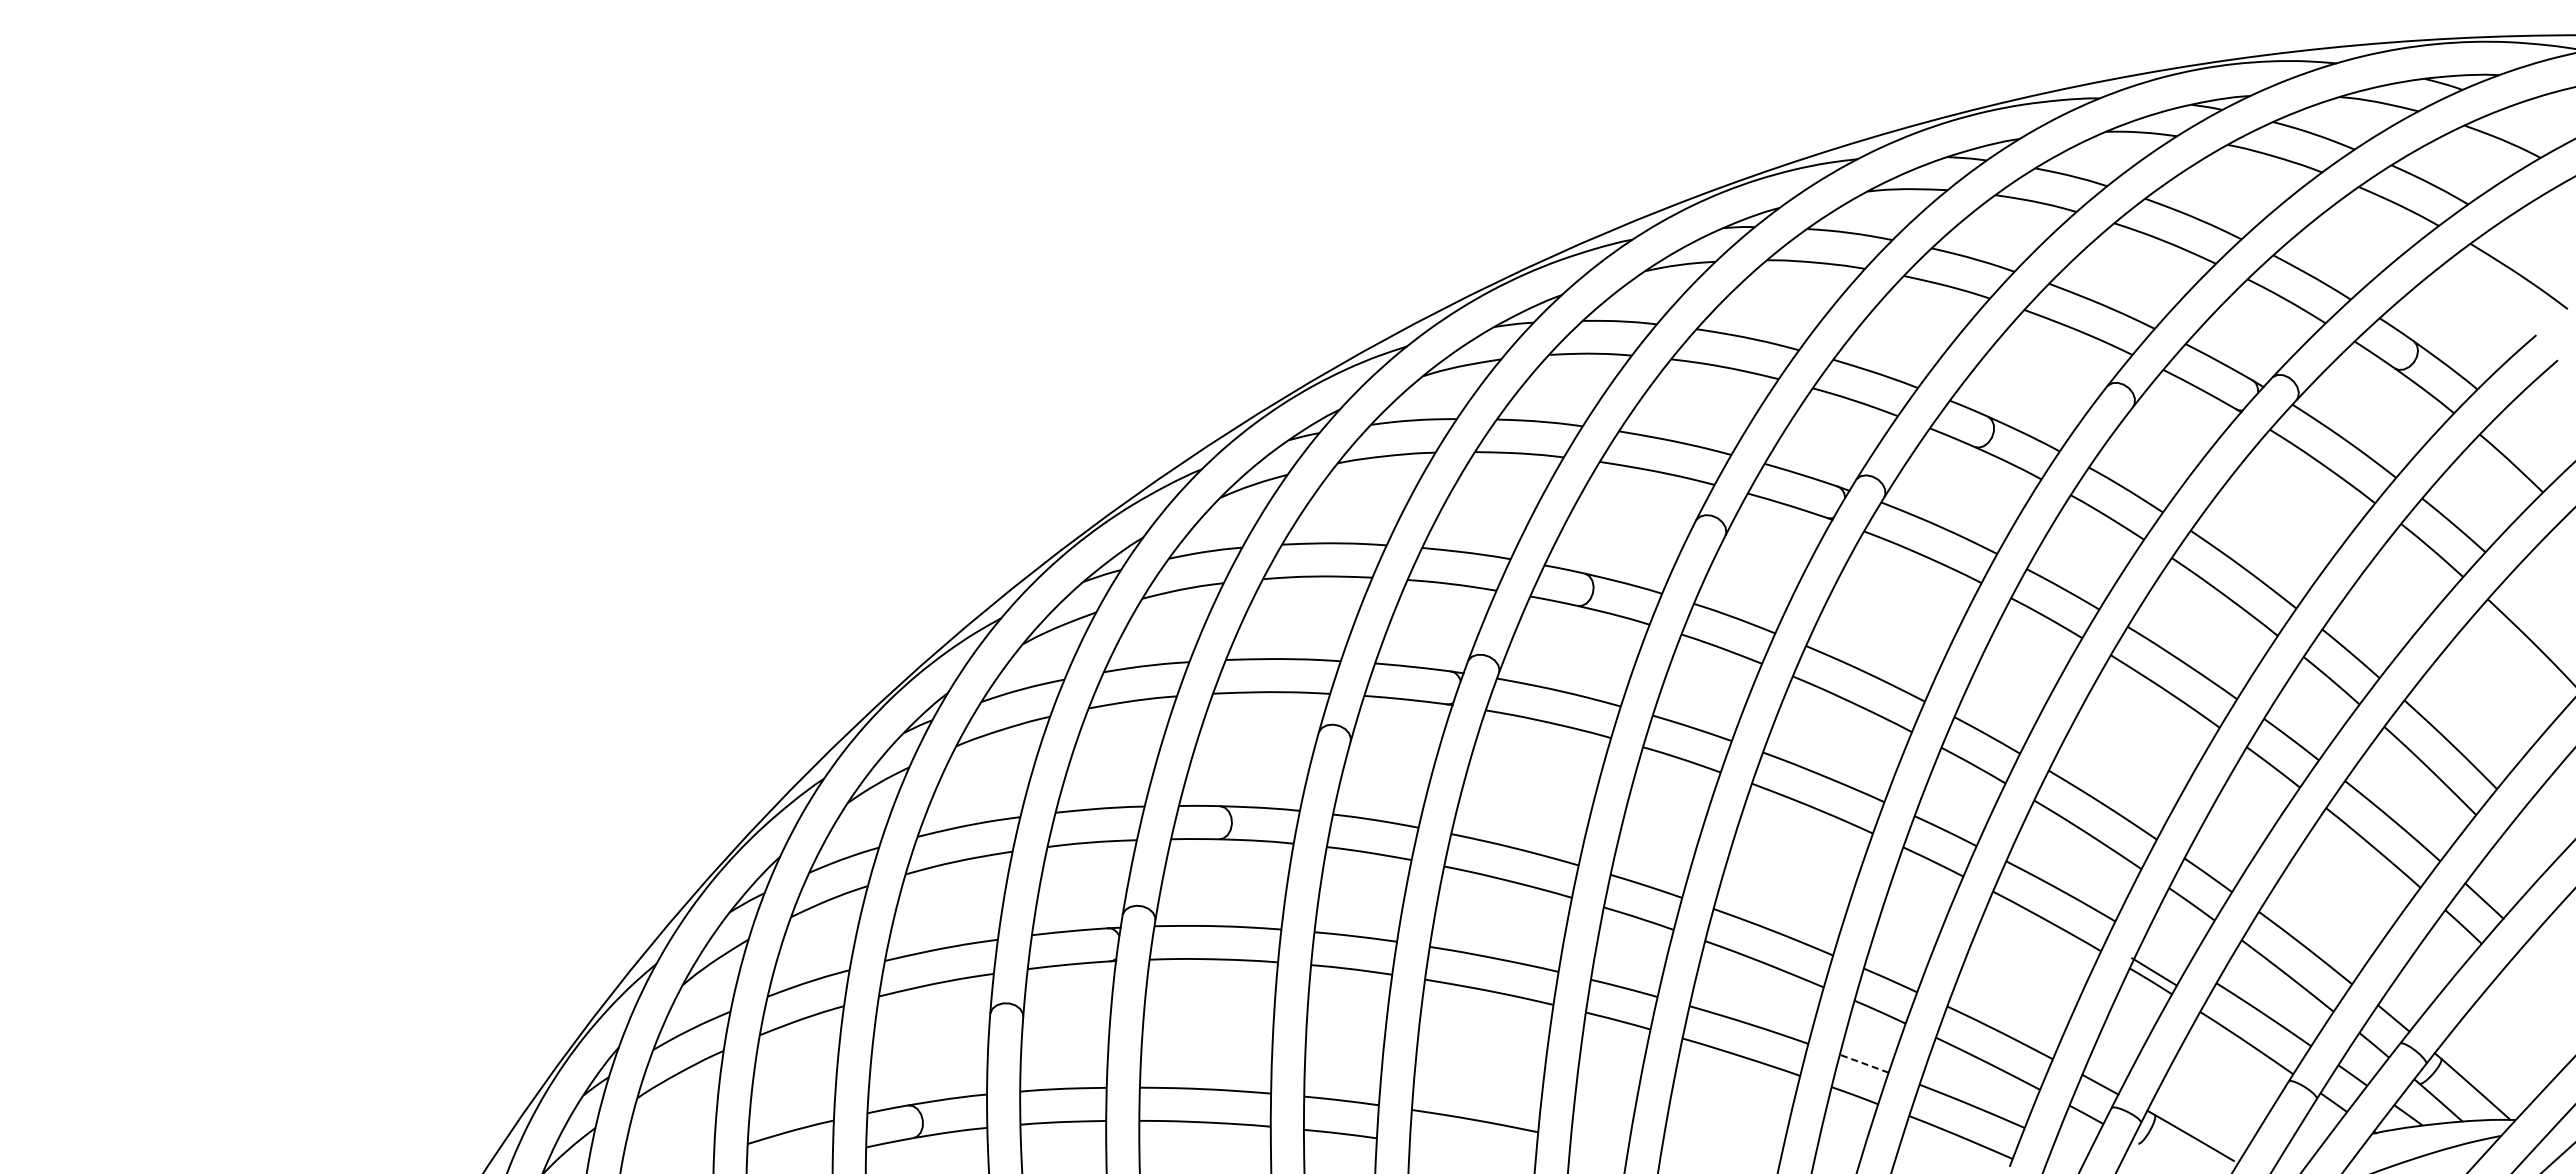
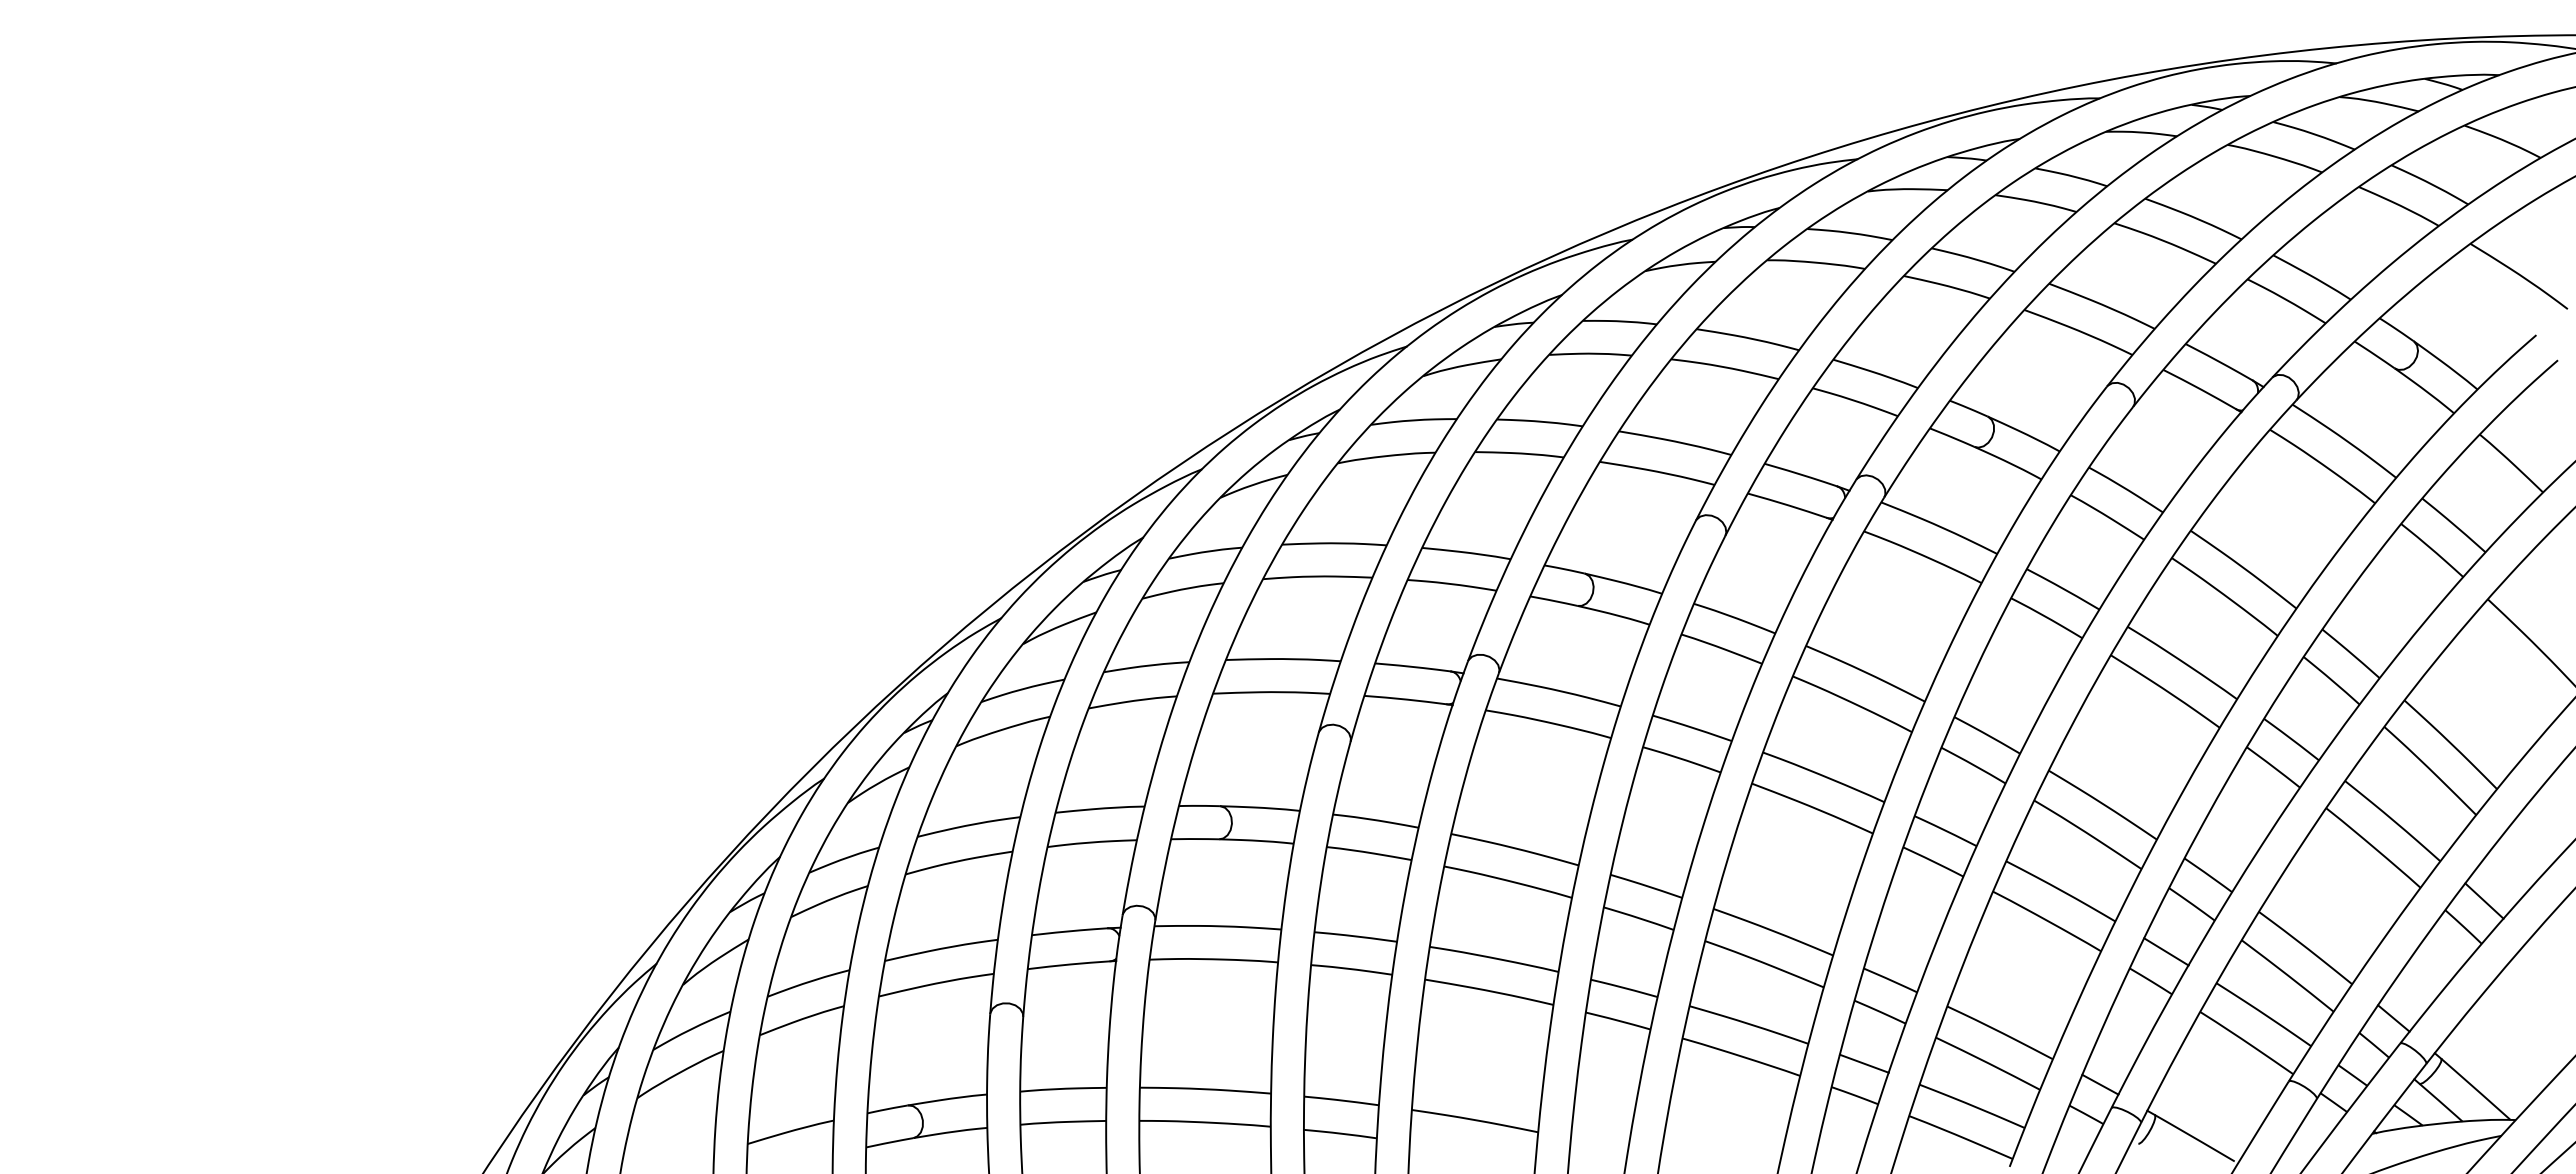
line position: (2154, 971) -> (2166, 951) (2166, 951)
line: dashed -> solid (1863, 1063)
